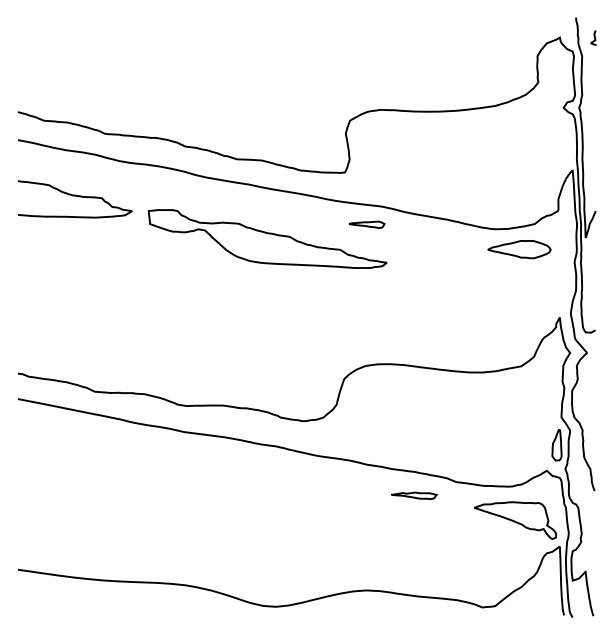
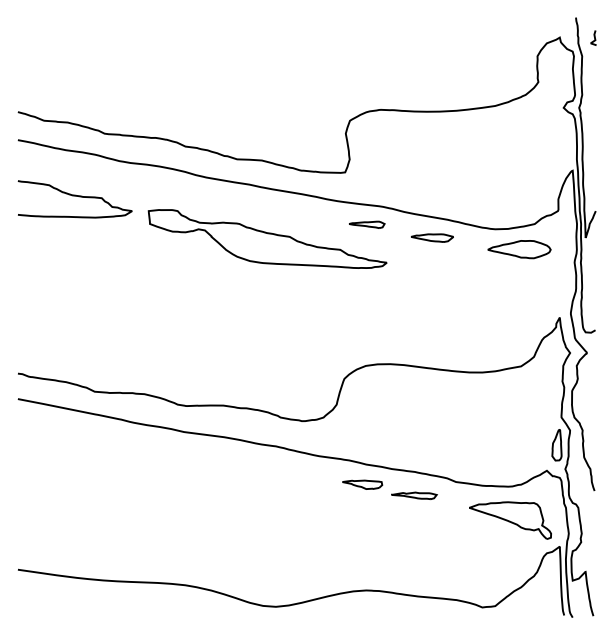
part: none -> present (431, 237)
part: none -> present (362, 484)
part position: (515, 520) -> (510, 520) (510, 520)
